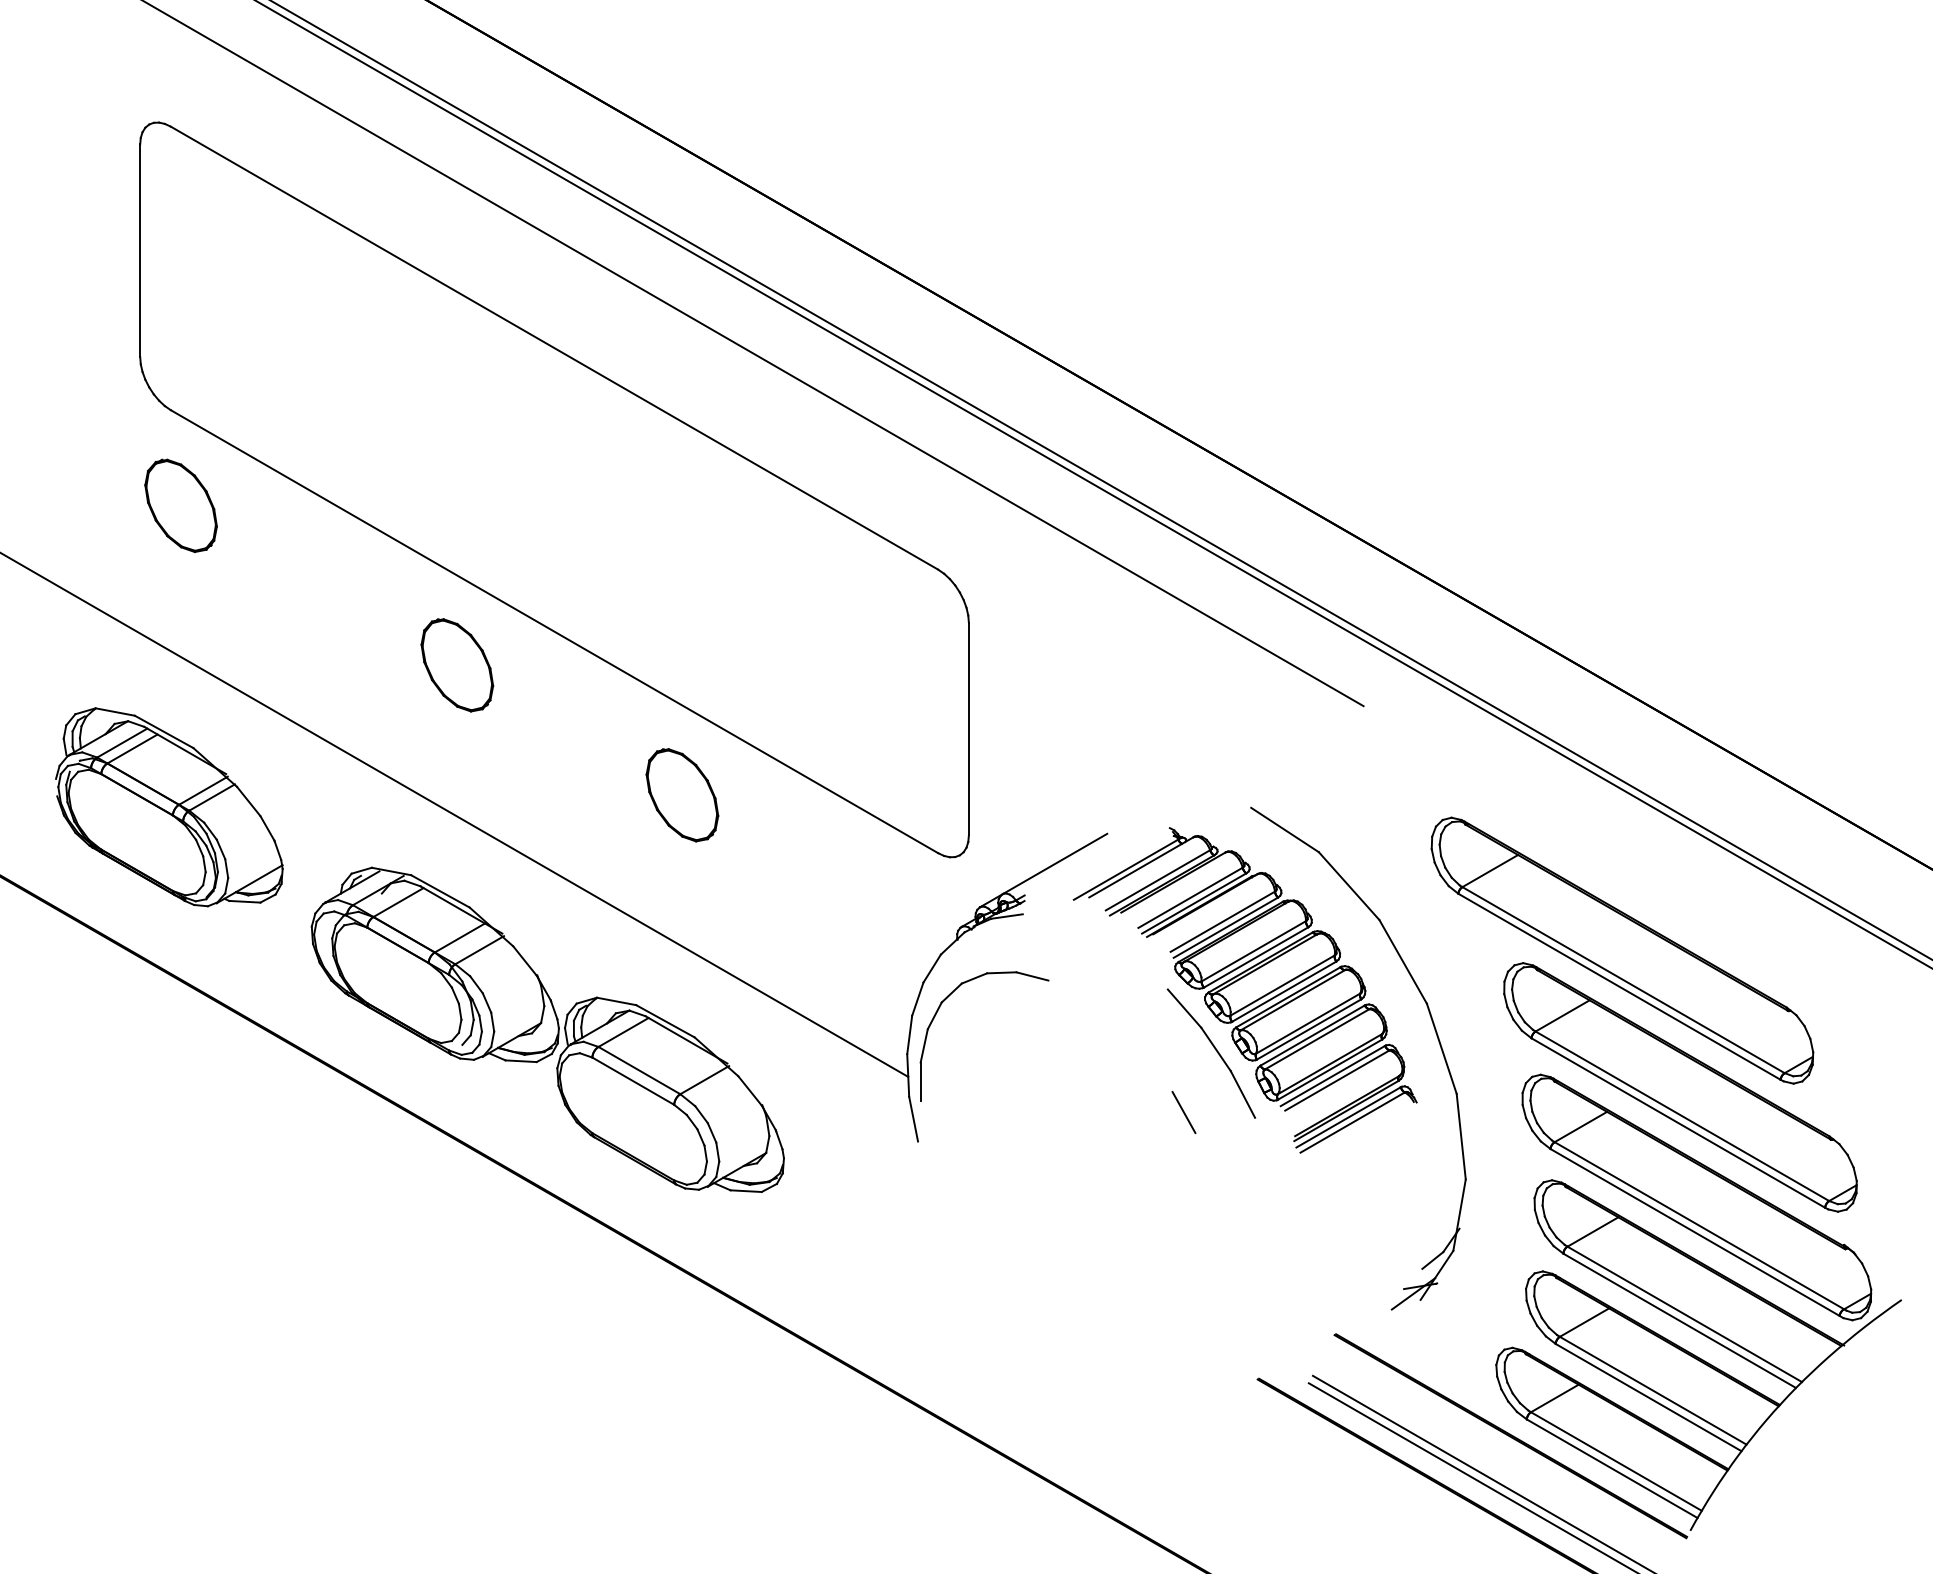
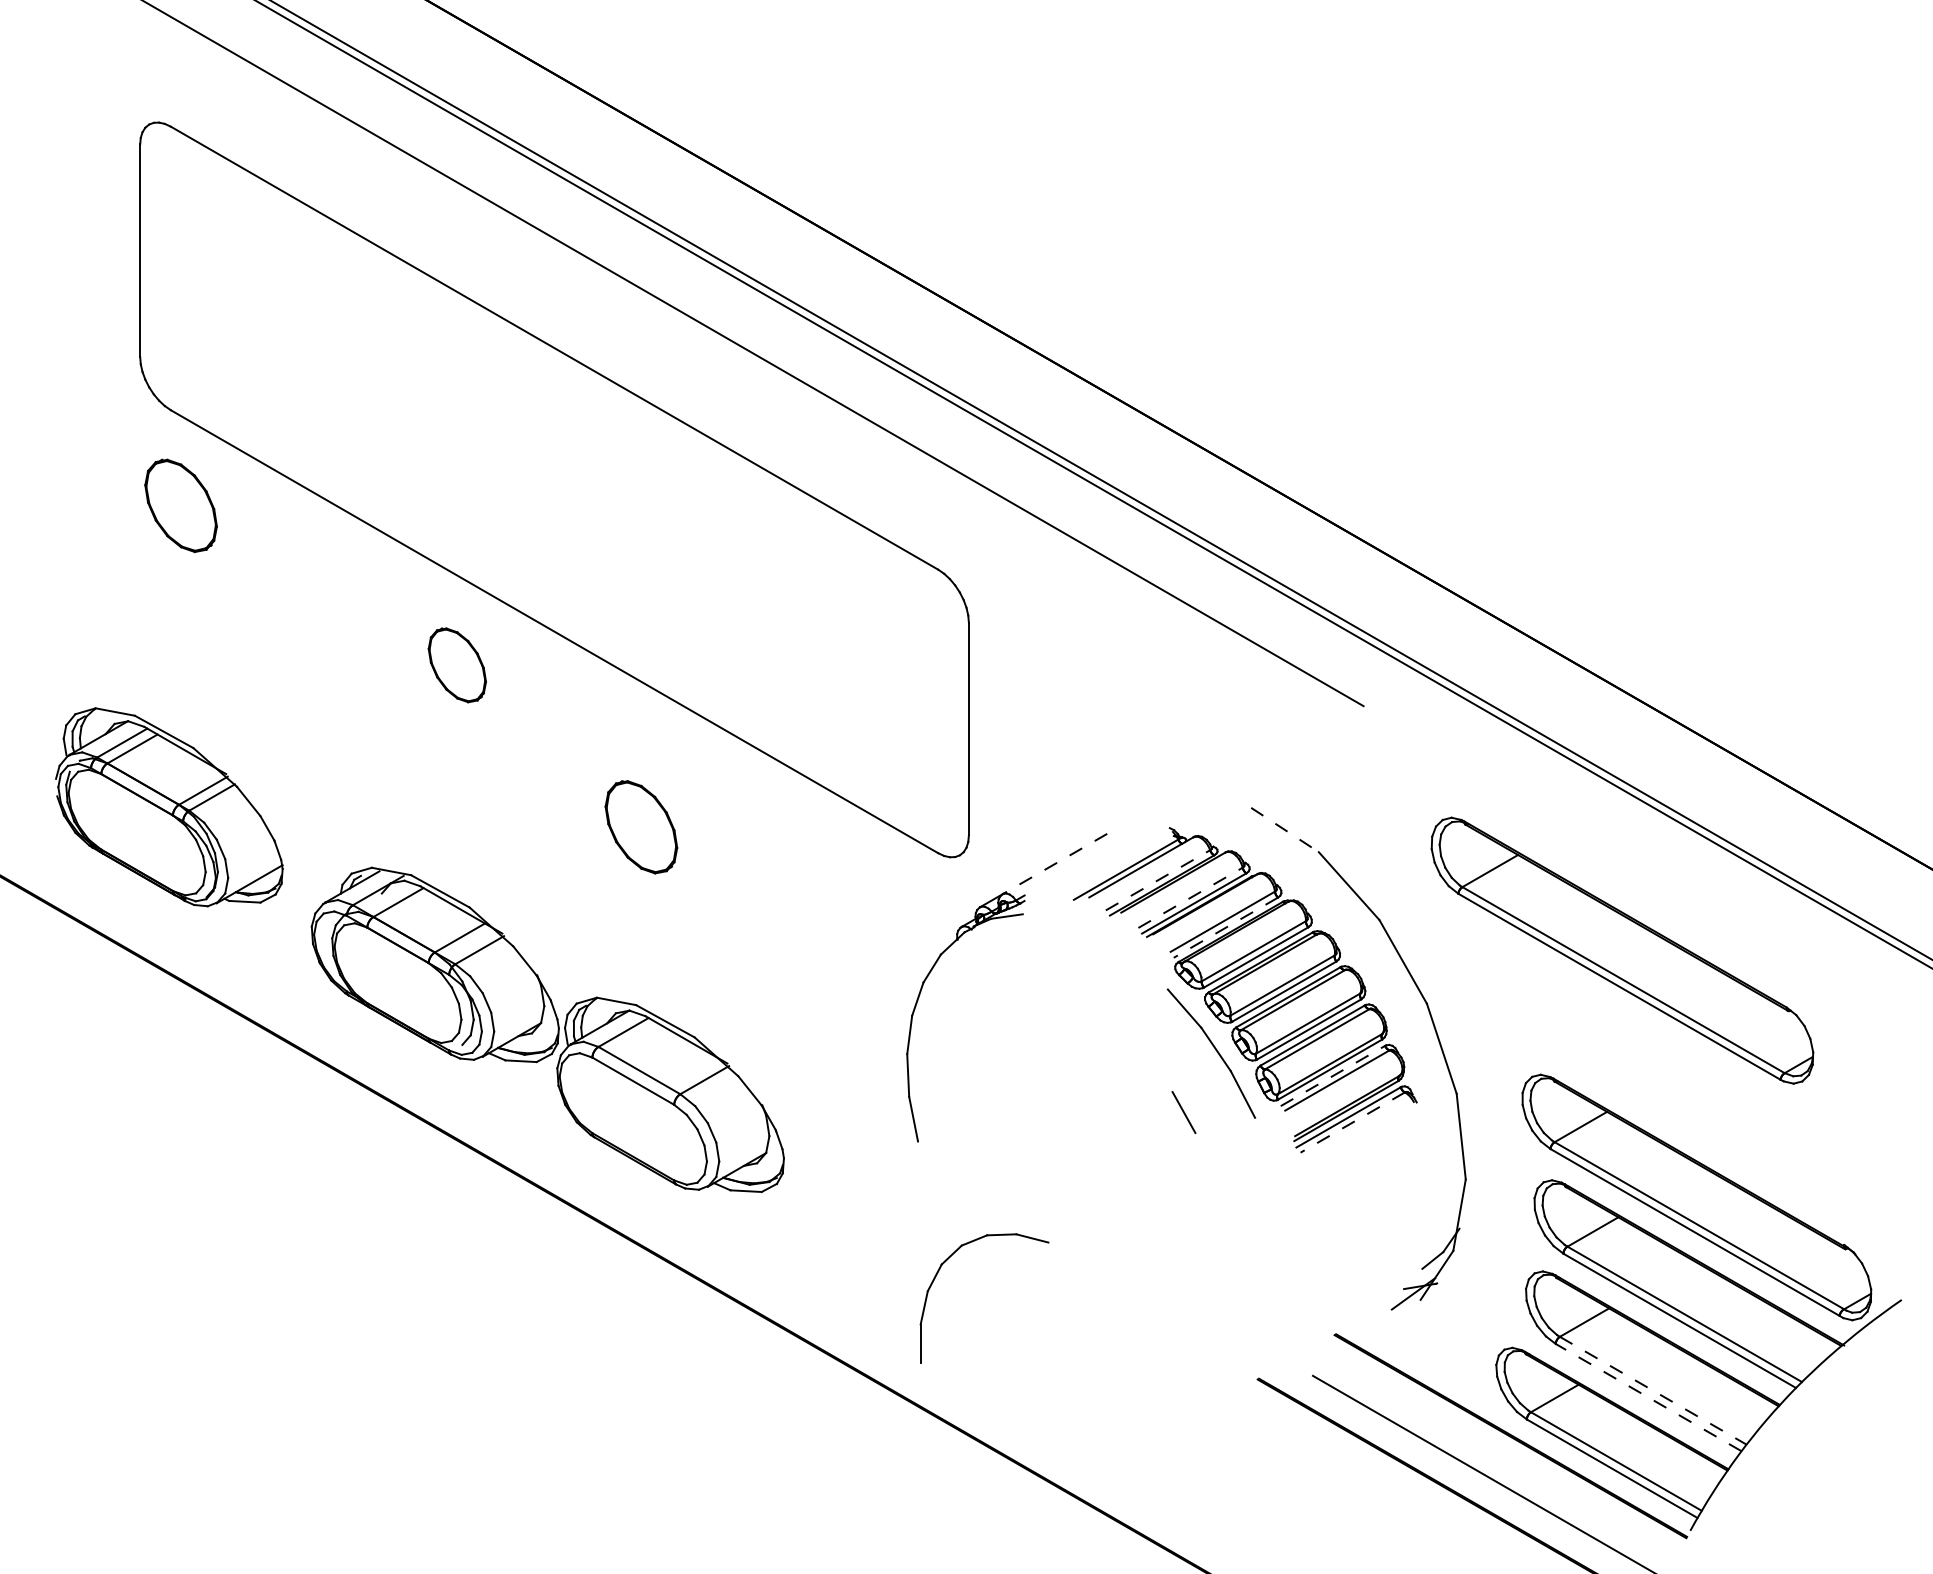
part size: 75x95 px -> 60x77 px (456, 665)
part position: (682, 795) -> (641, 827) (641, 827)
line: present -> none (455, 814)
line: solid -> dashed (1285, 830)
line: solid -> dashed (1054, 864)
line: solid -> dashed (1158, 880)
line: solid -> dashed (1190, 897)
line: solid -> dashed (1225, 927)
part position: (937, 1013) -> (937, 1275) (937, 1275)
line: solid -> dashed (1333, 1075)
part: present -> none (1680, 1087)
line: solid -> dashed (1352, 1122)
line: solid -> dashed (1653, 1390)
line: solid -> dashed (1648, 1397)
line: present -> none (1470, 1476)
